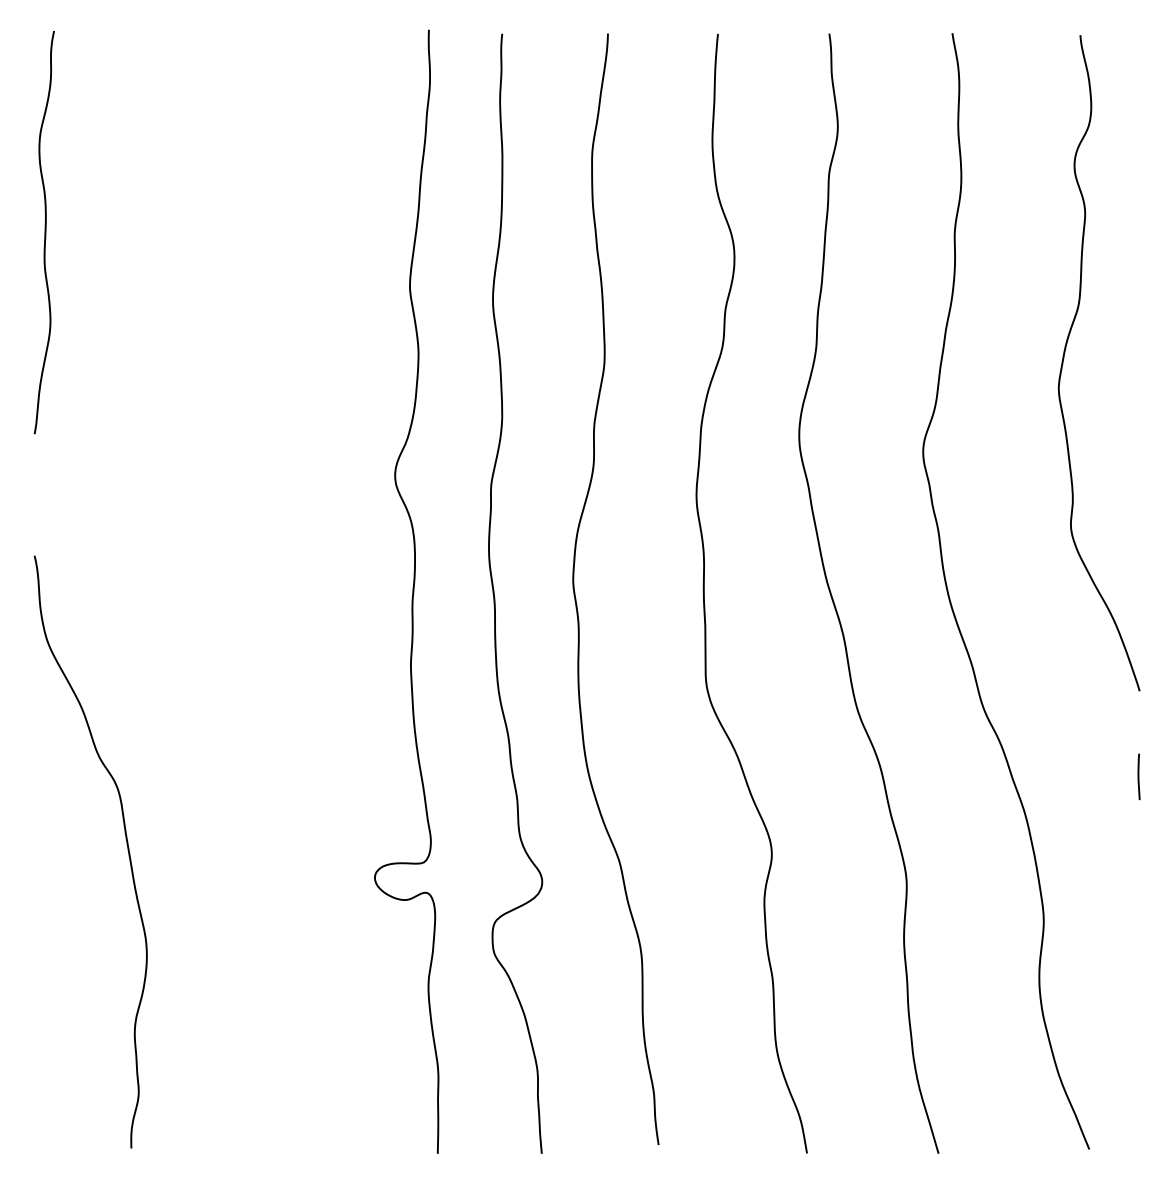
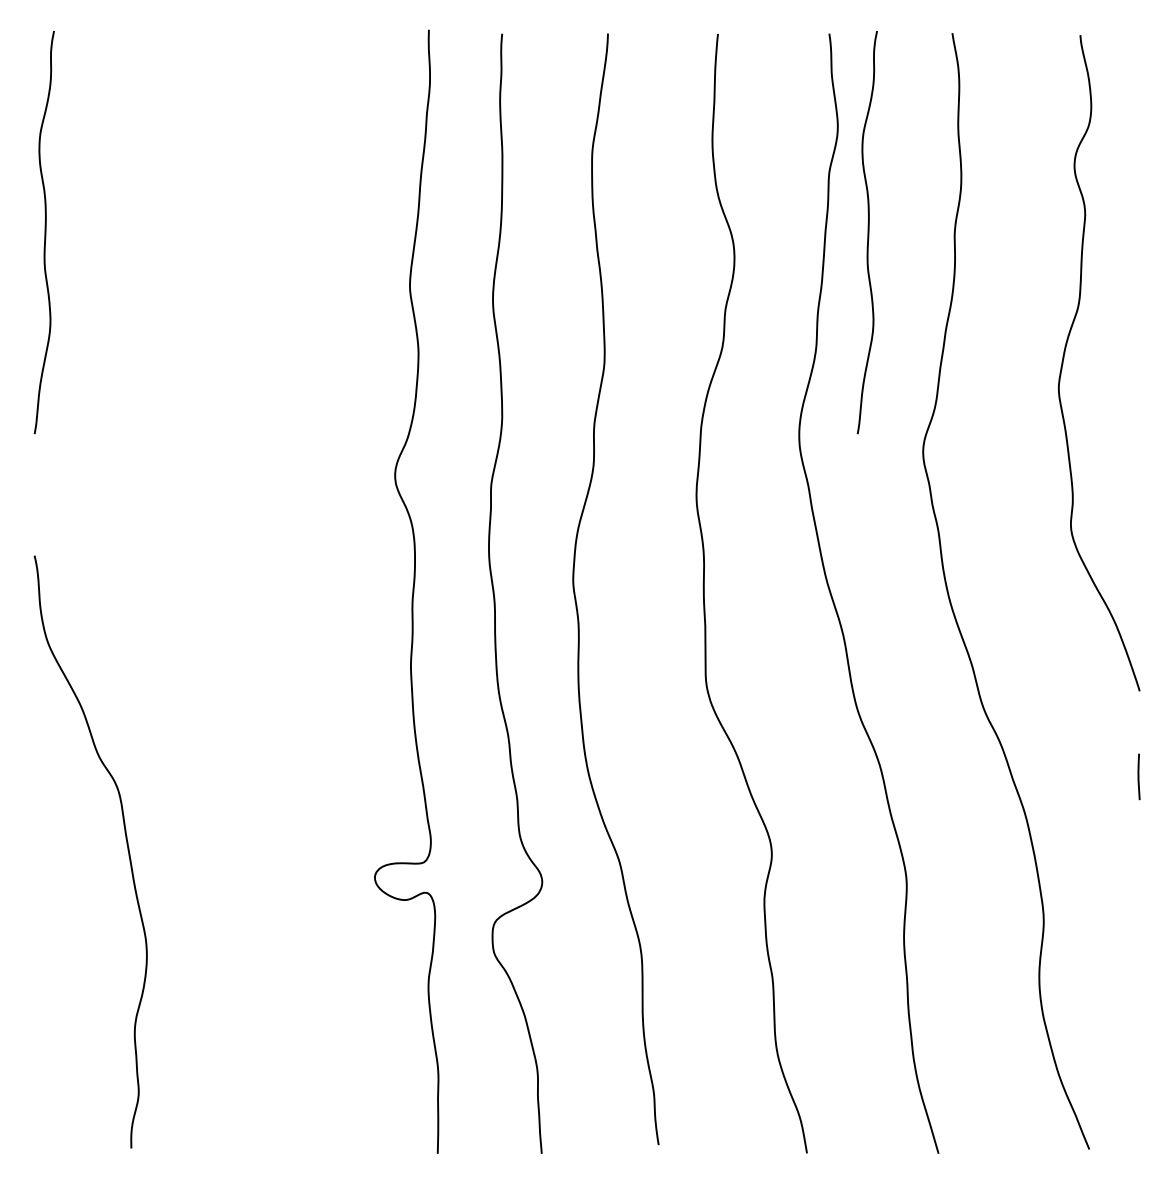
curve: none -> present (867, 232)
